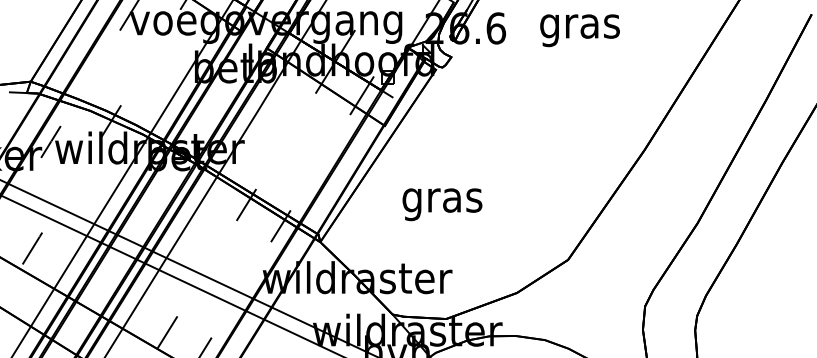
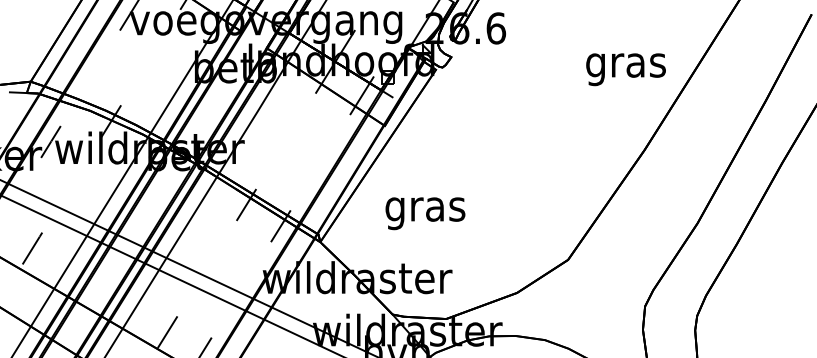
text position: (579, 30) -> (625, 69) (625, 69)
text position: (442, 204) -> (425, 213) (425, 213)
